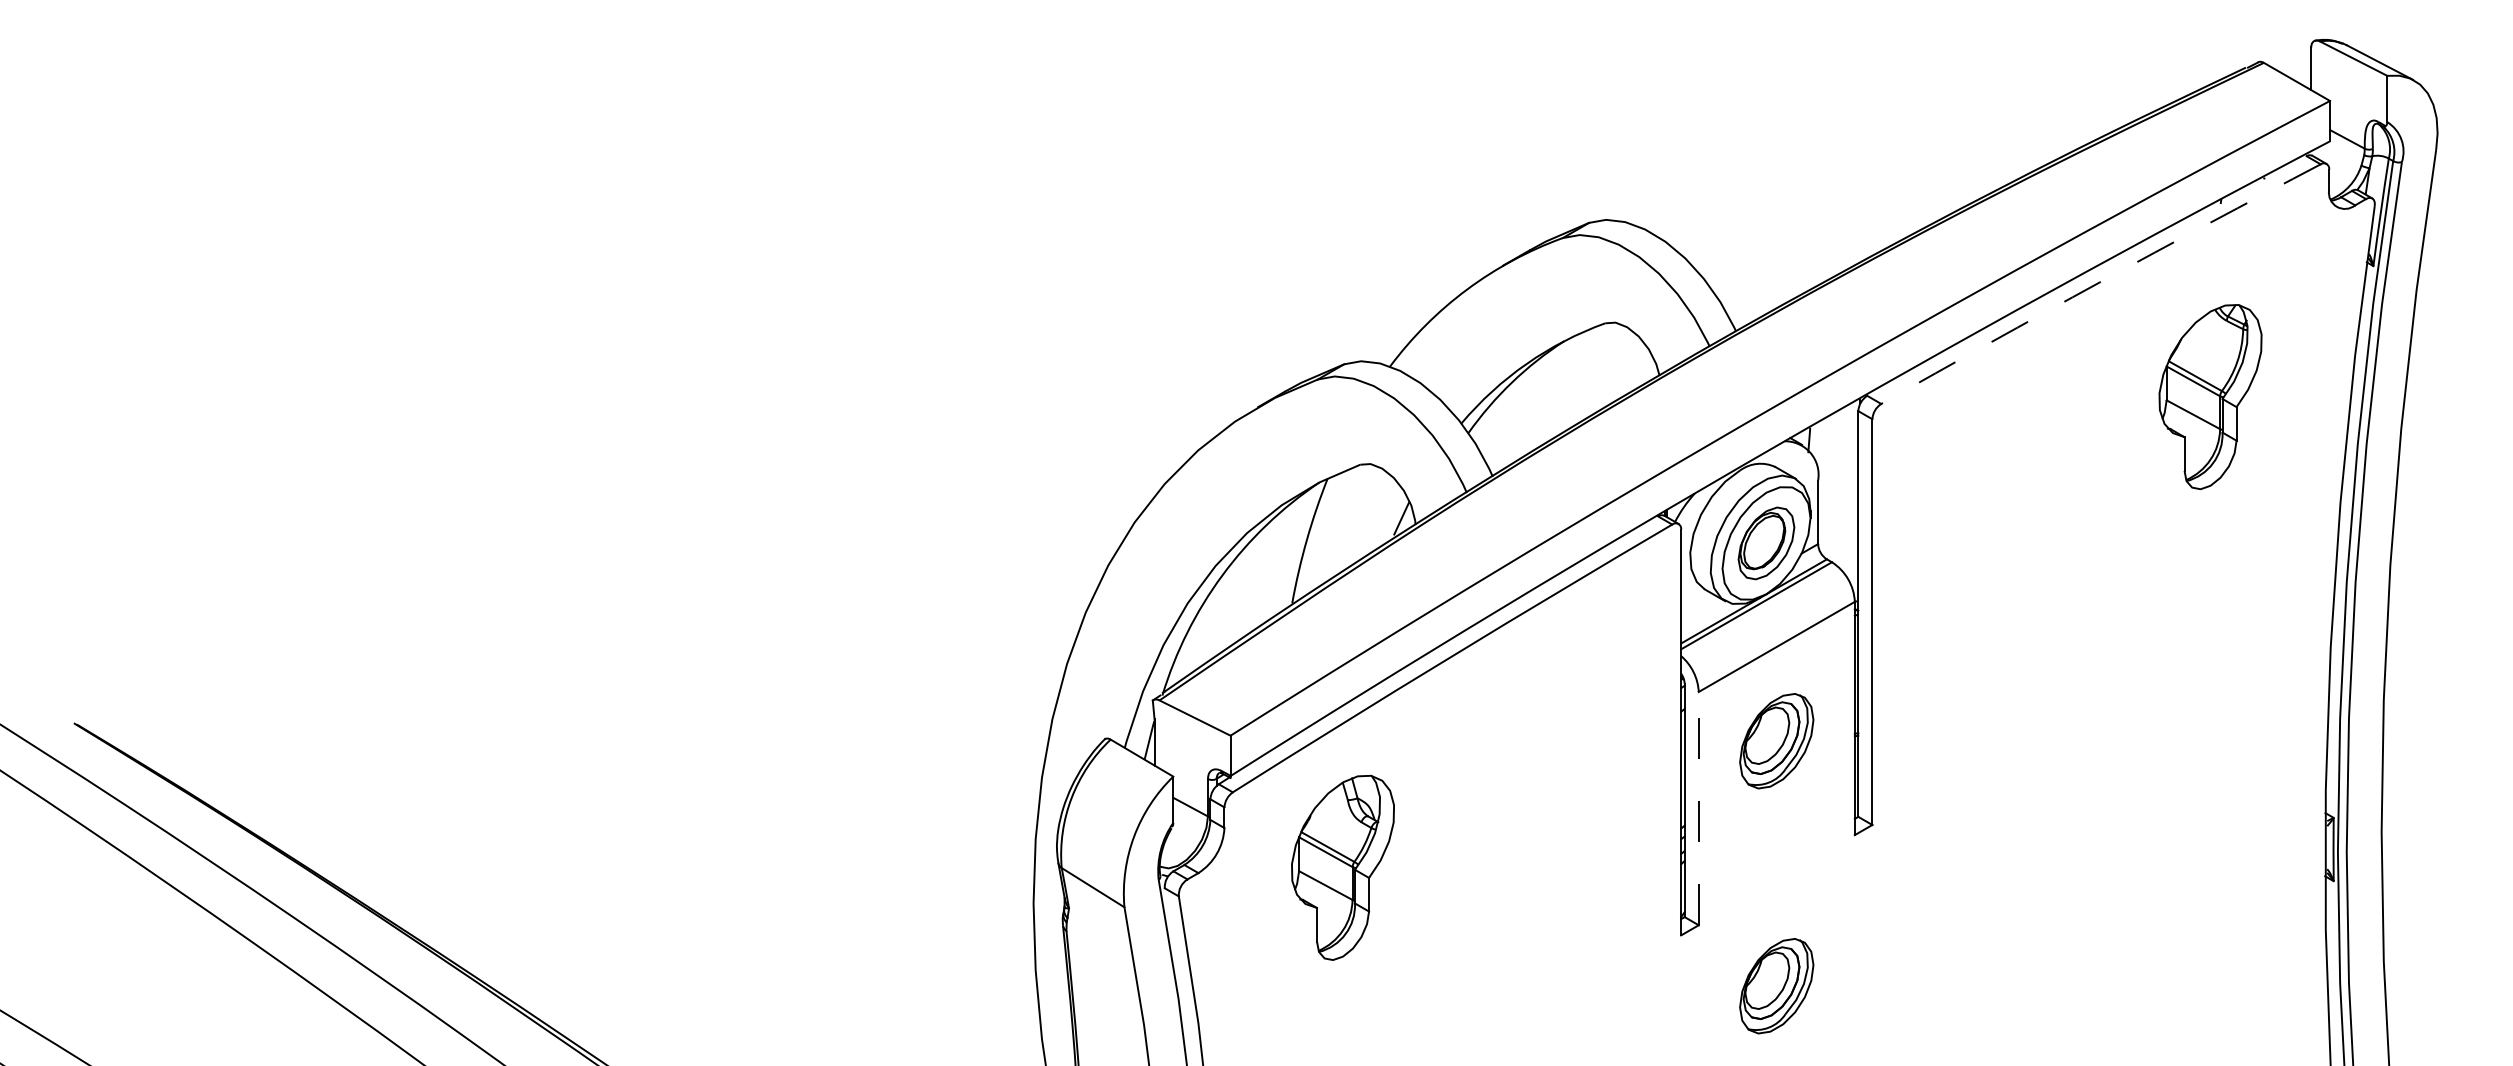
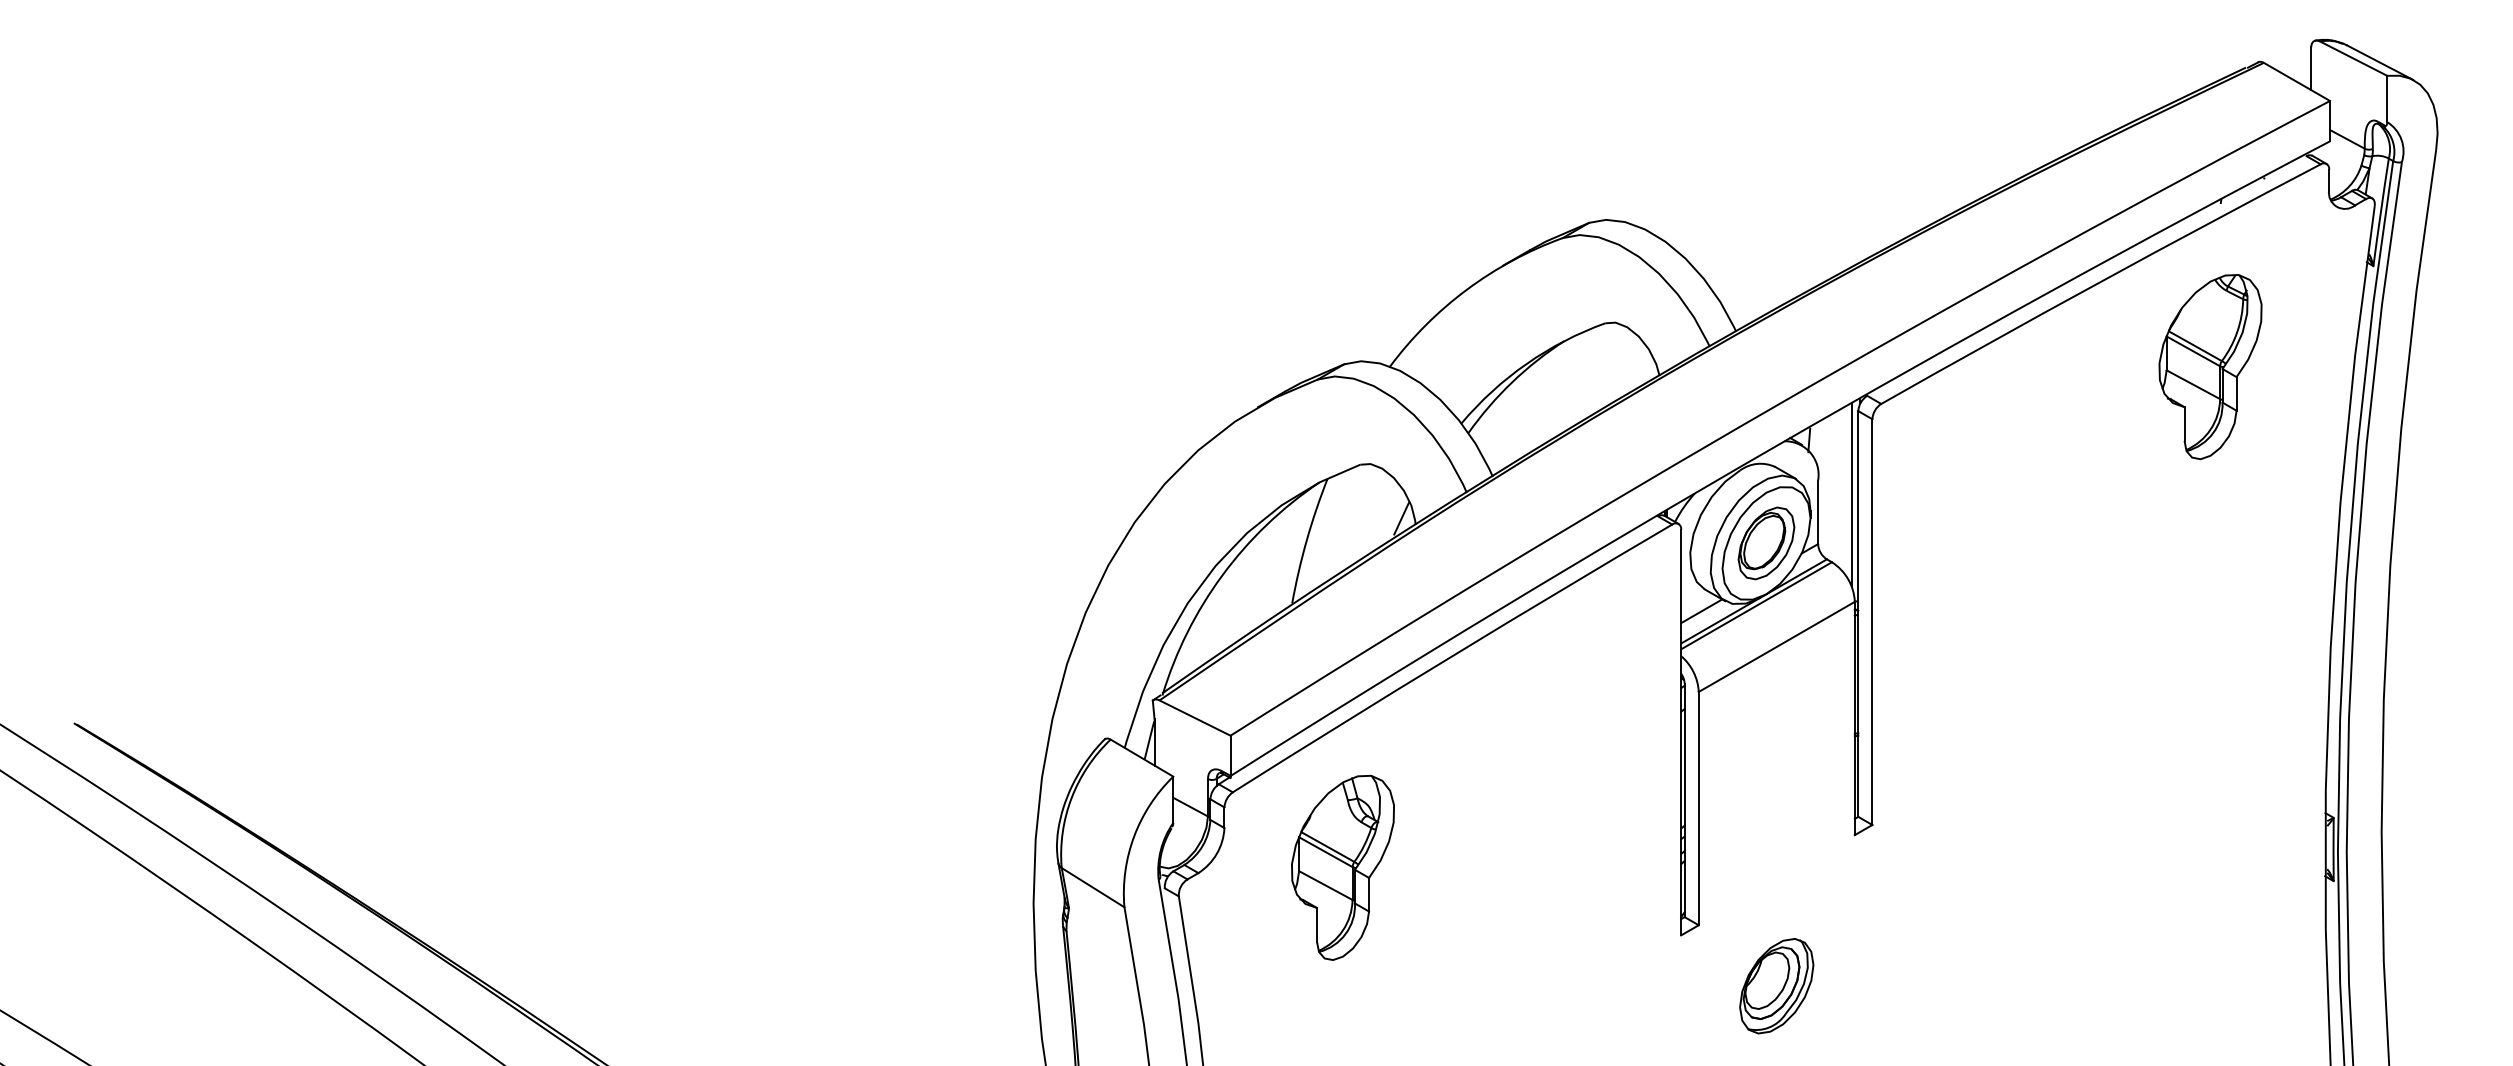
arc: dashed -> solid (2100, 282)
part position: (2210, 397) -> (2210, 367) (2210, 367)
line: none -> present (1851, 494)
line: none -> present (1701, 611)
part: present -> none (1776, 741)
line: dashed -> solid (1698, 808)
